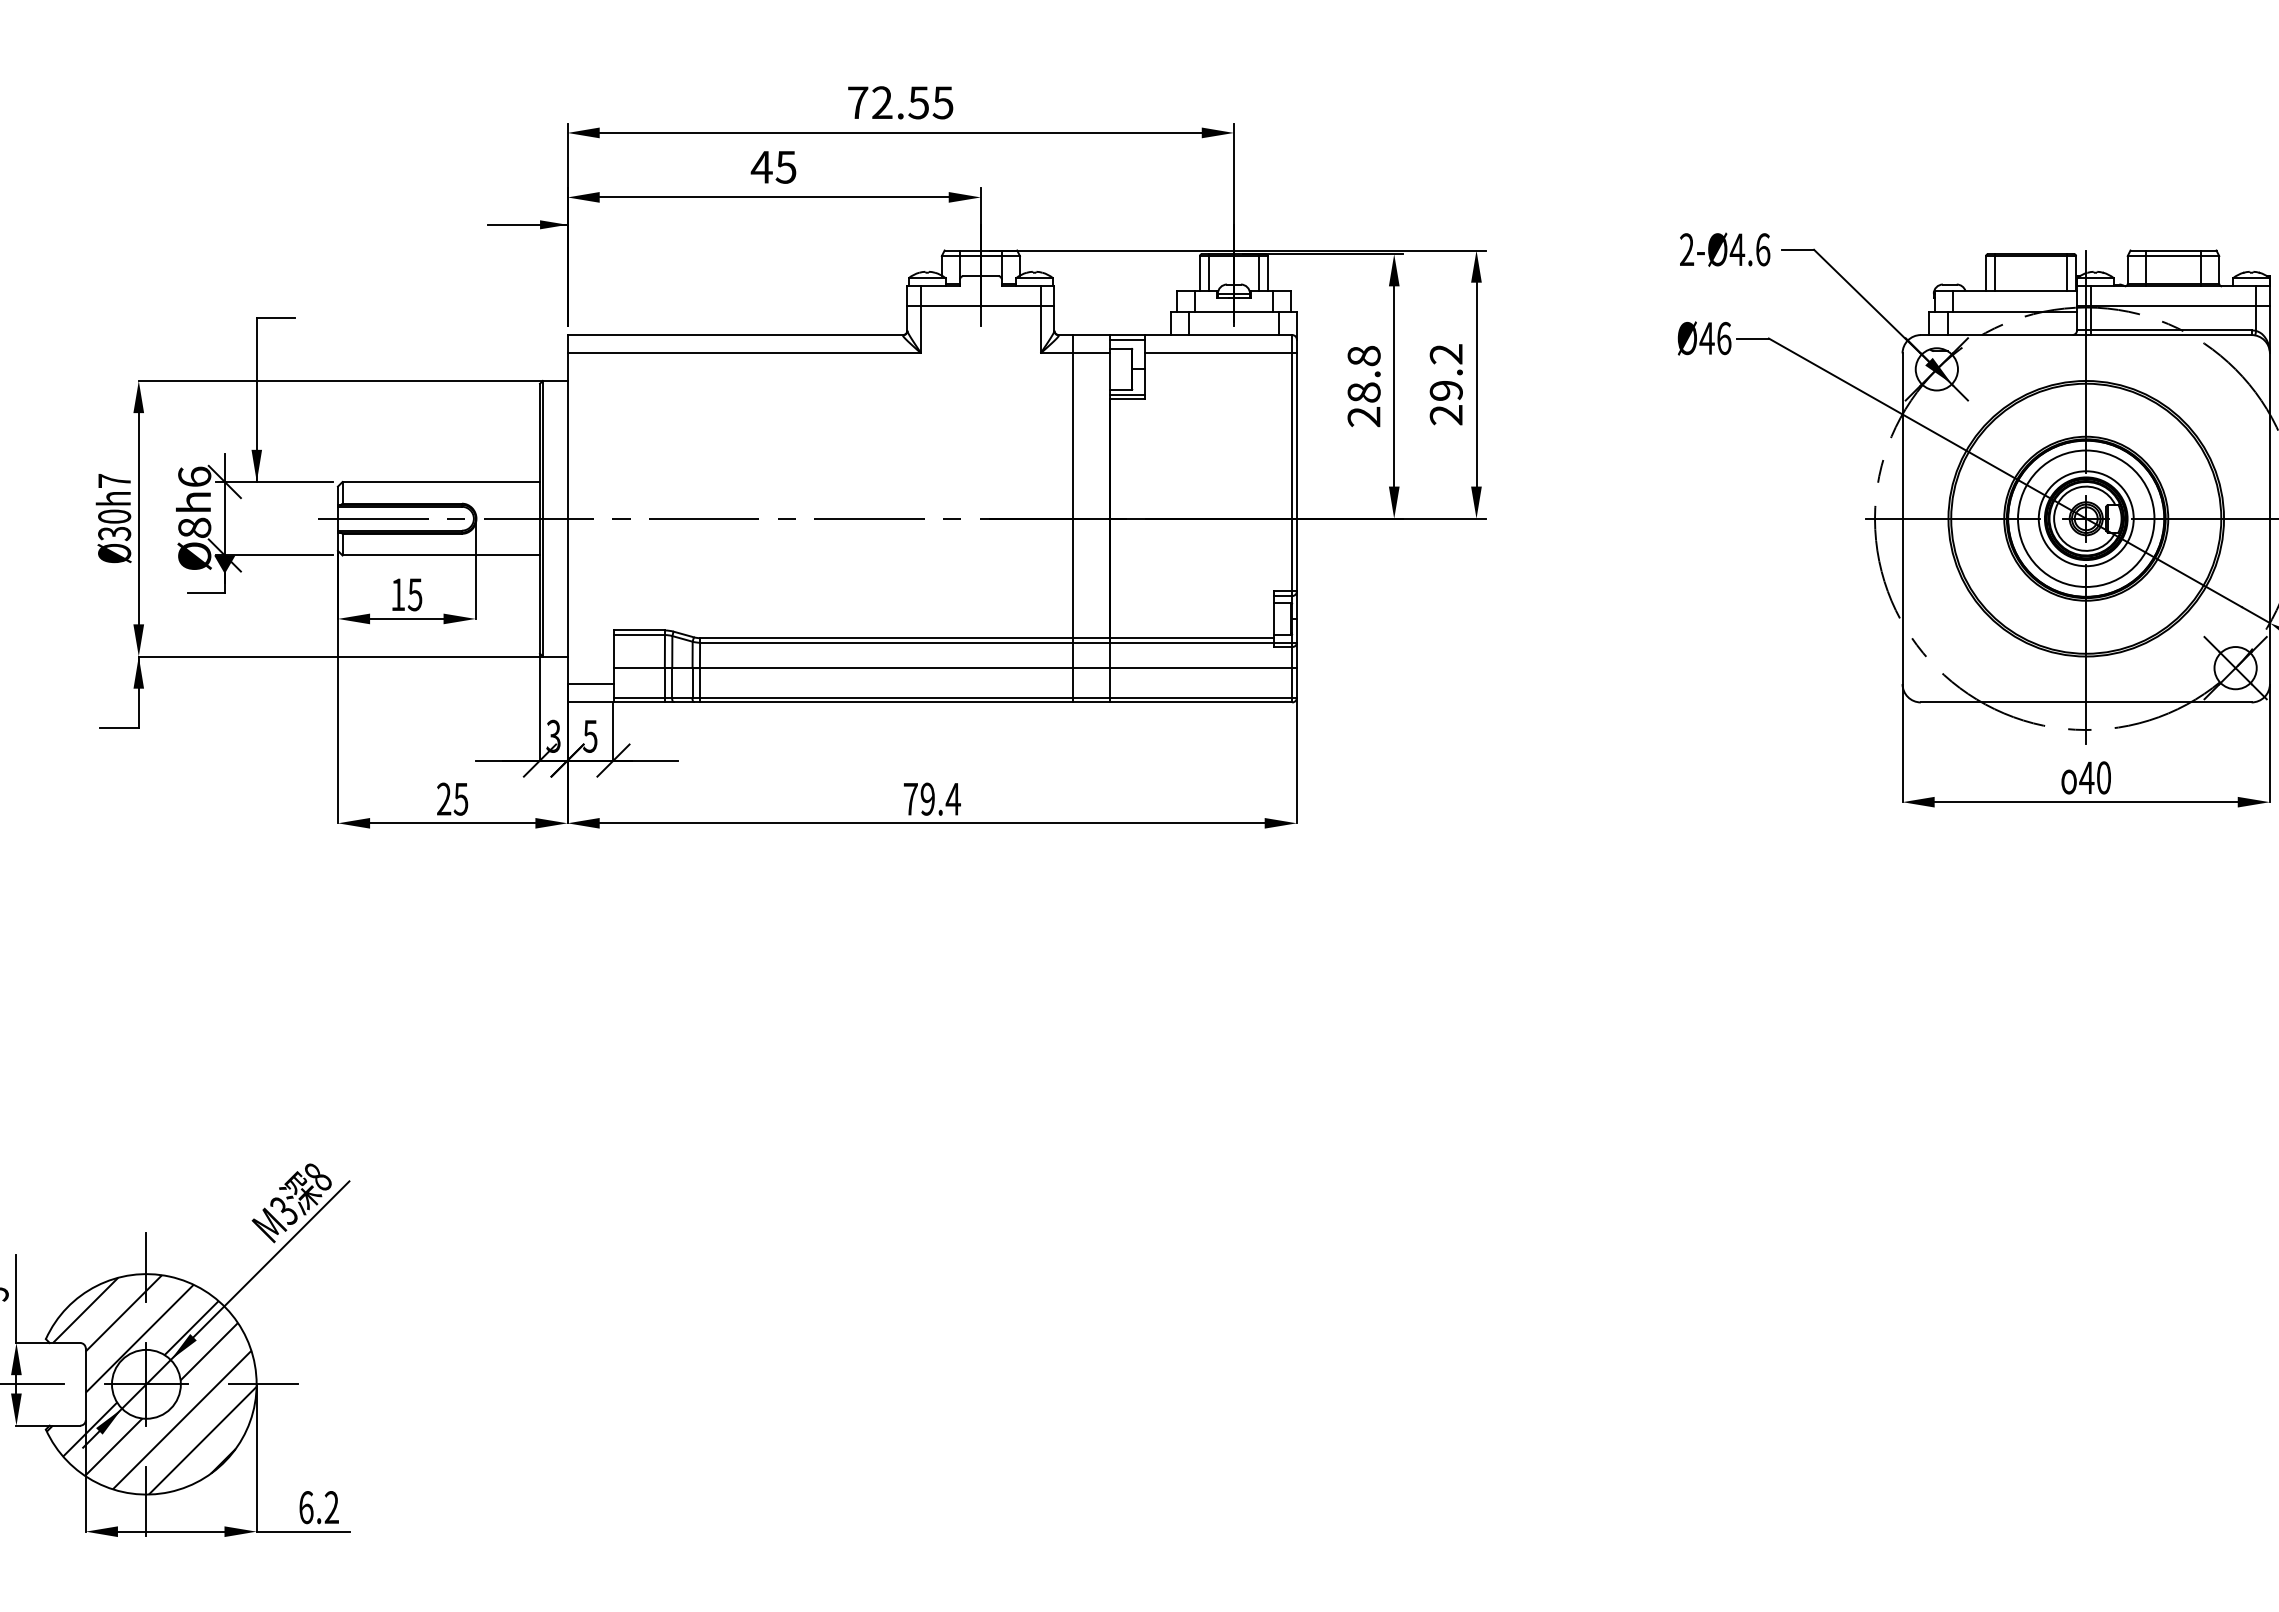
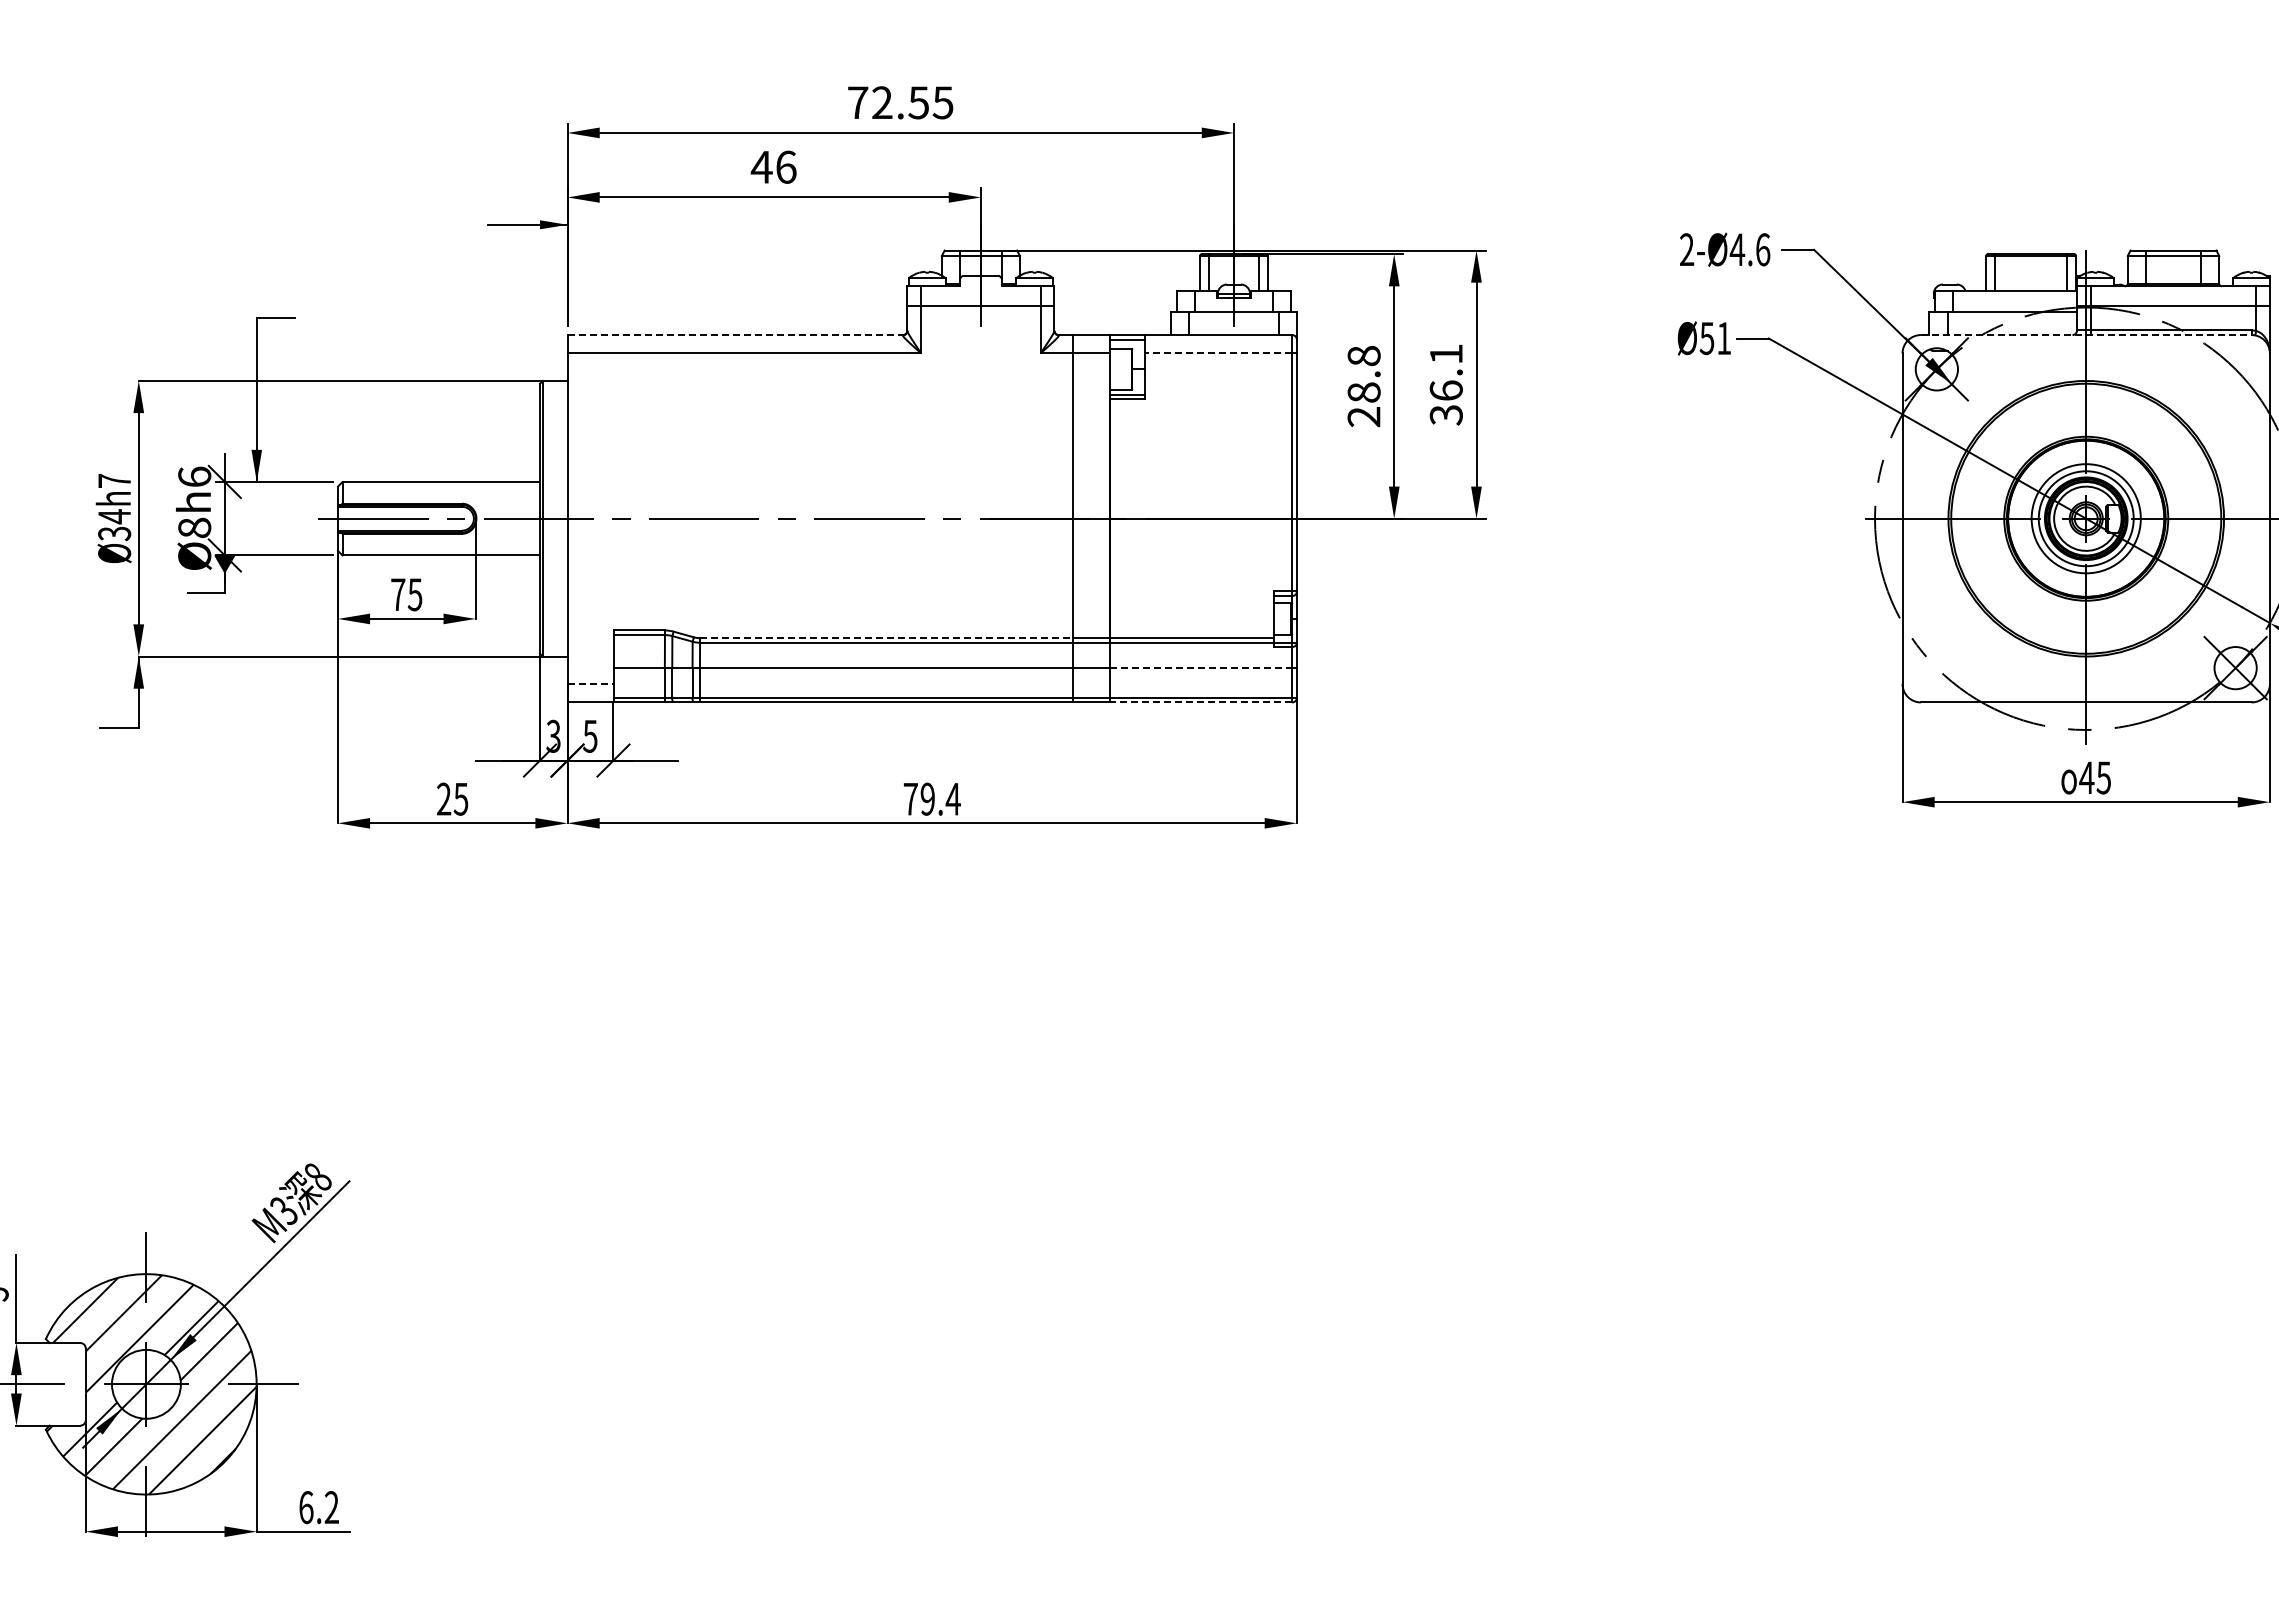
text: 45 -> 46 (785, 166)
line: solid -> dashed (735, 335)
line: solid -> dashed (2086, 335)
text: Ø46 -> Ø51 (1715, 338)
line: solid -> dashed (1218, 353)
text: 29.2 -> 36.1 (1445, 384)
text: 30h7 -> 34h7 (114, 516)
circle diameter: 136 px -> 109 px (2085, 518)
text: 15 -> 75 (398, 594)
line: solid -> dashed (886, 638)
line: solid -> dashed (1201, 668)
line: solid -> dashed (590, 684)
line: solid -> dashed (1200, 702)
text: 40 -> 45 (2103, 777)
